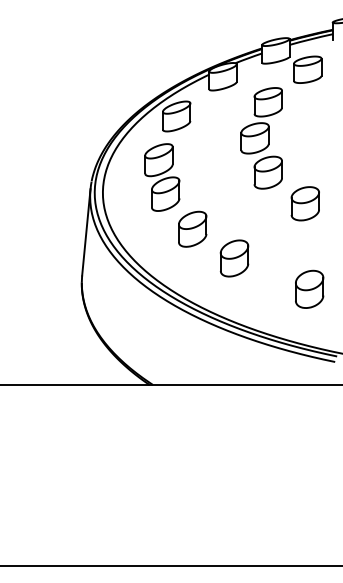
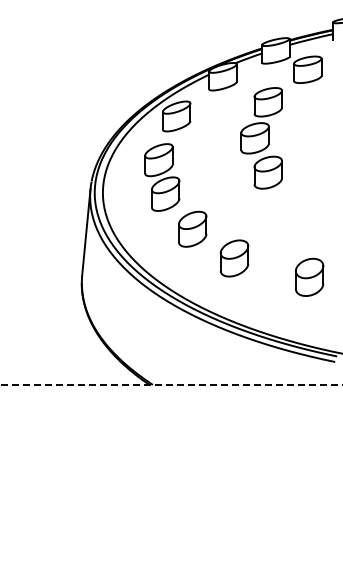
part: present -> none (304, 203)
part position: (309, 288) -> (309, 276) (309, 276)
line: solid -> dashed (171, 384)
line: present -> none (170, 565)
